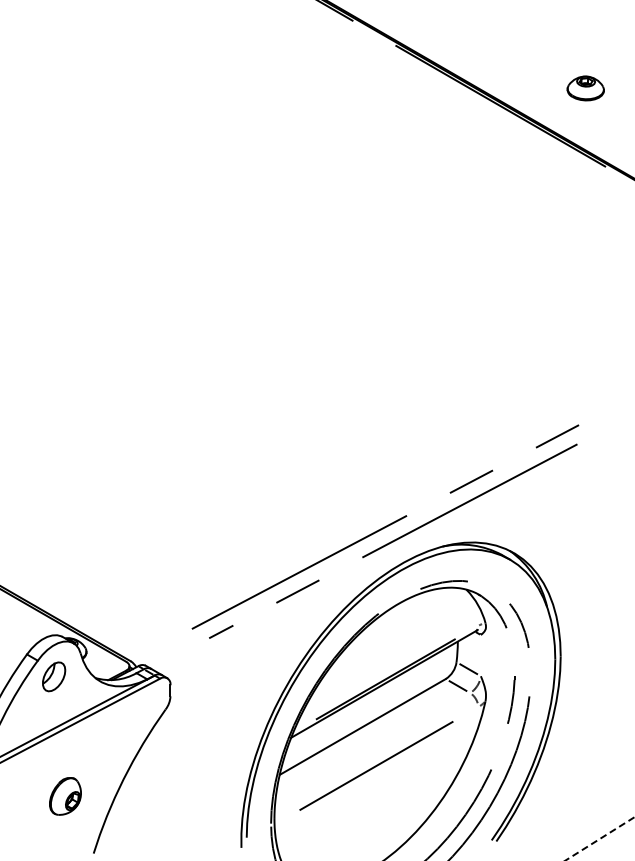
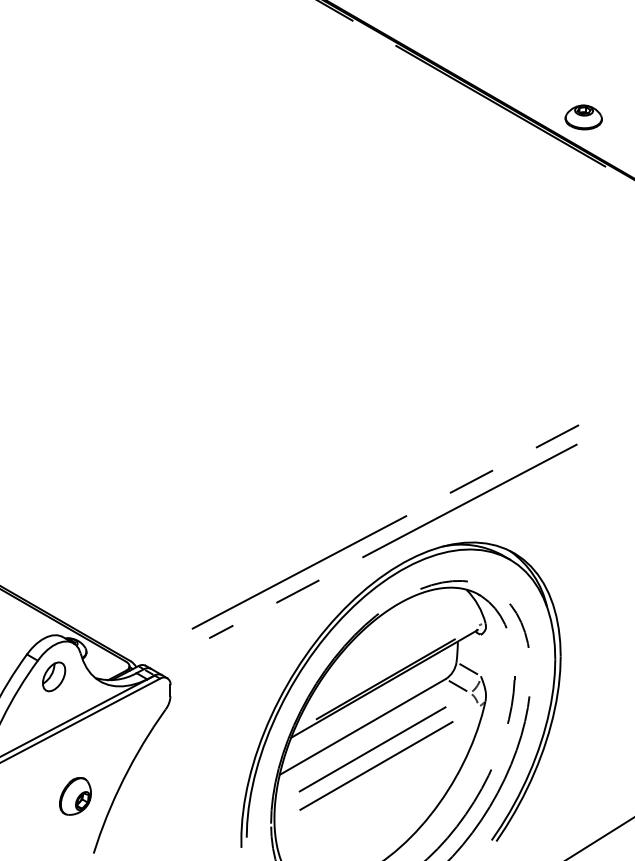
part position: (585, 88) -> (583, 117) (583, 117)
line: none -> present (372, 748)
part position: (65, 796) -> (75, 796) (75, 796)
line: dashed -> solid (600, 838)
